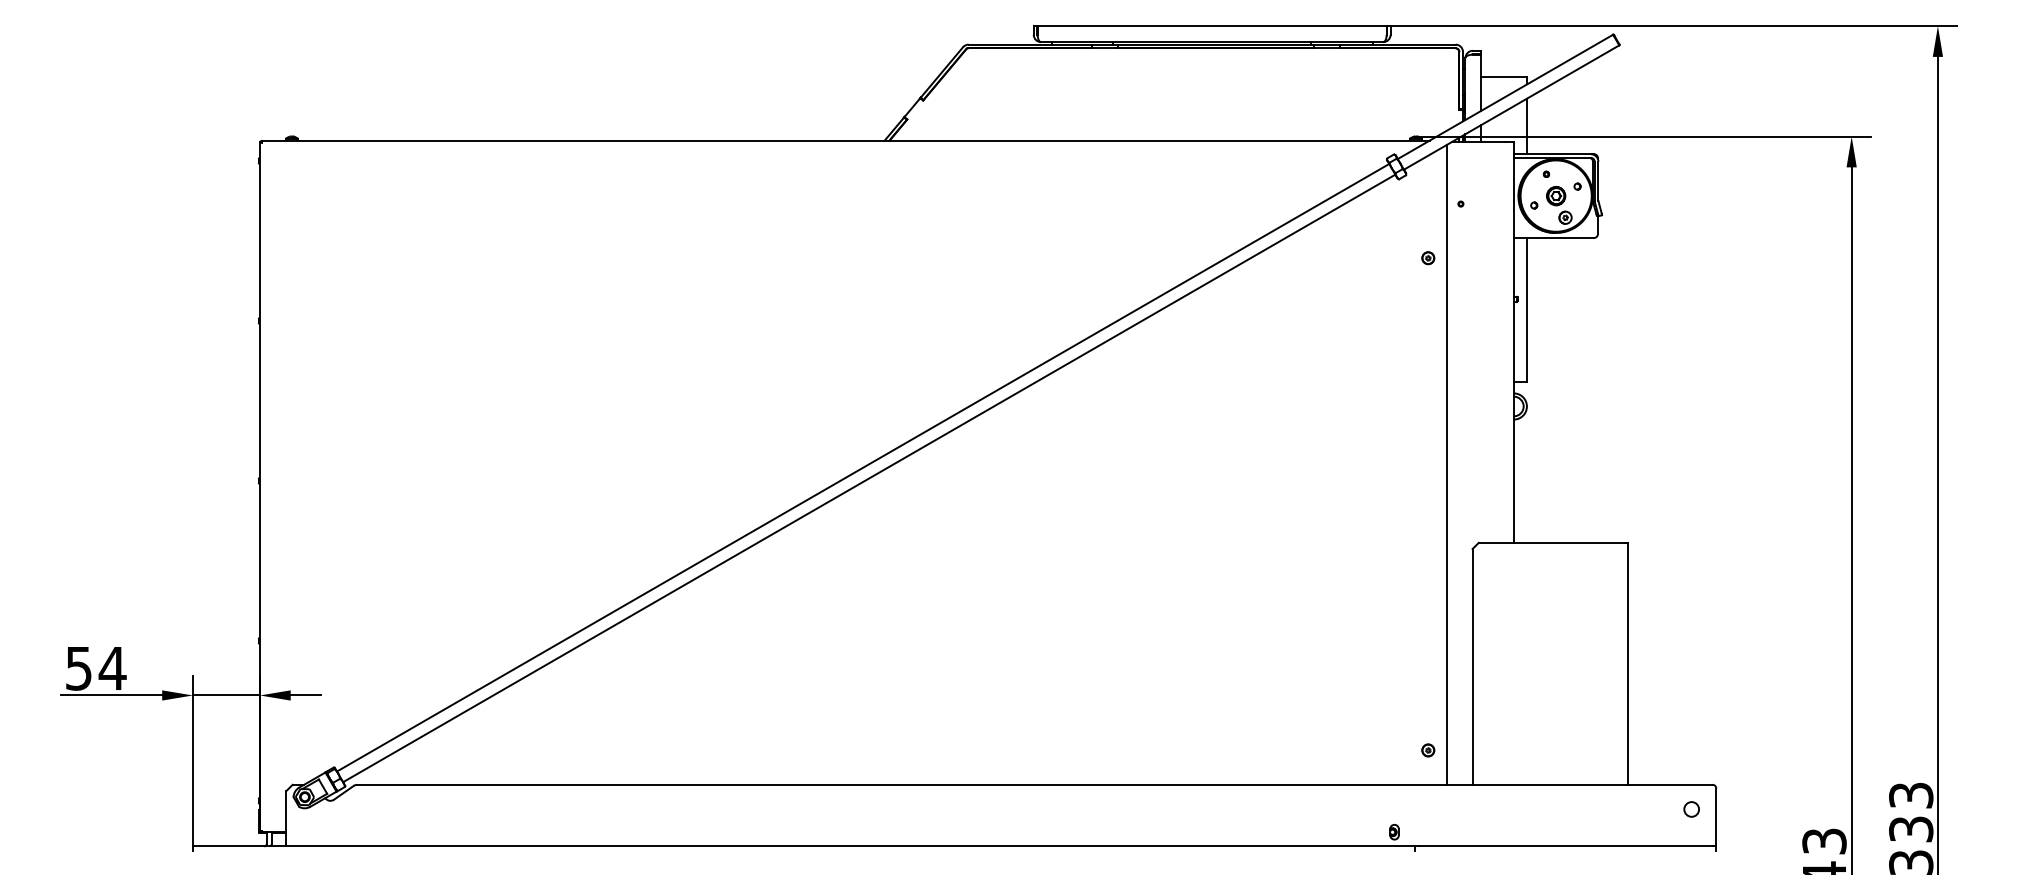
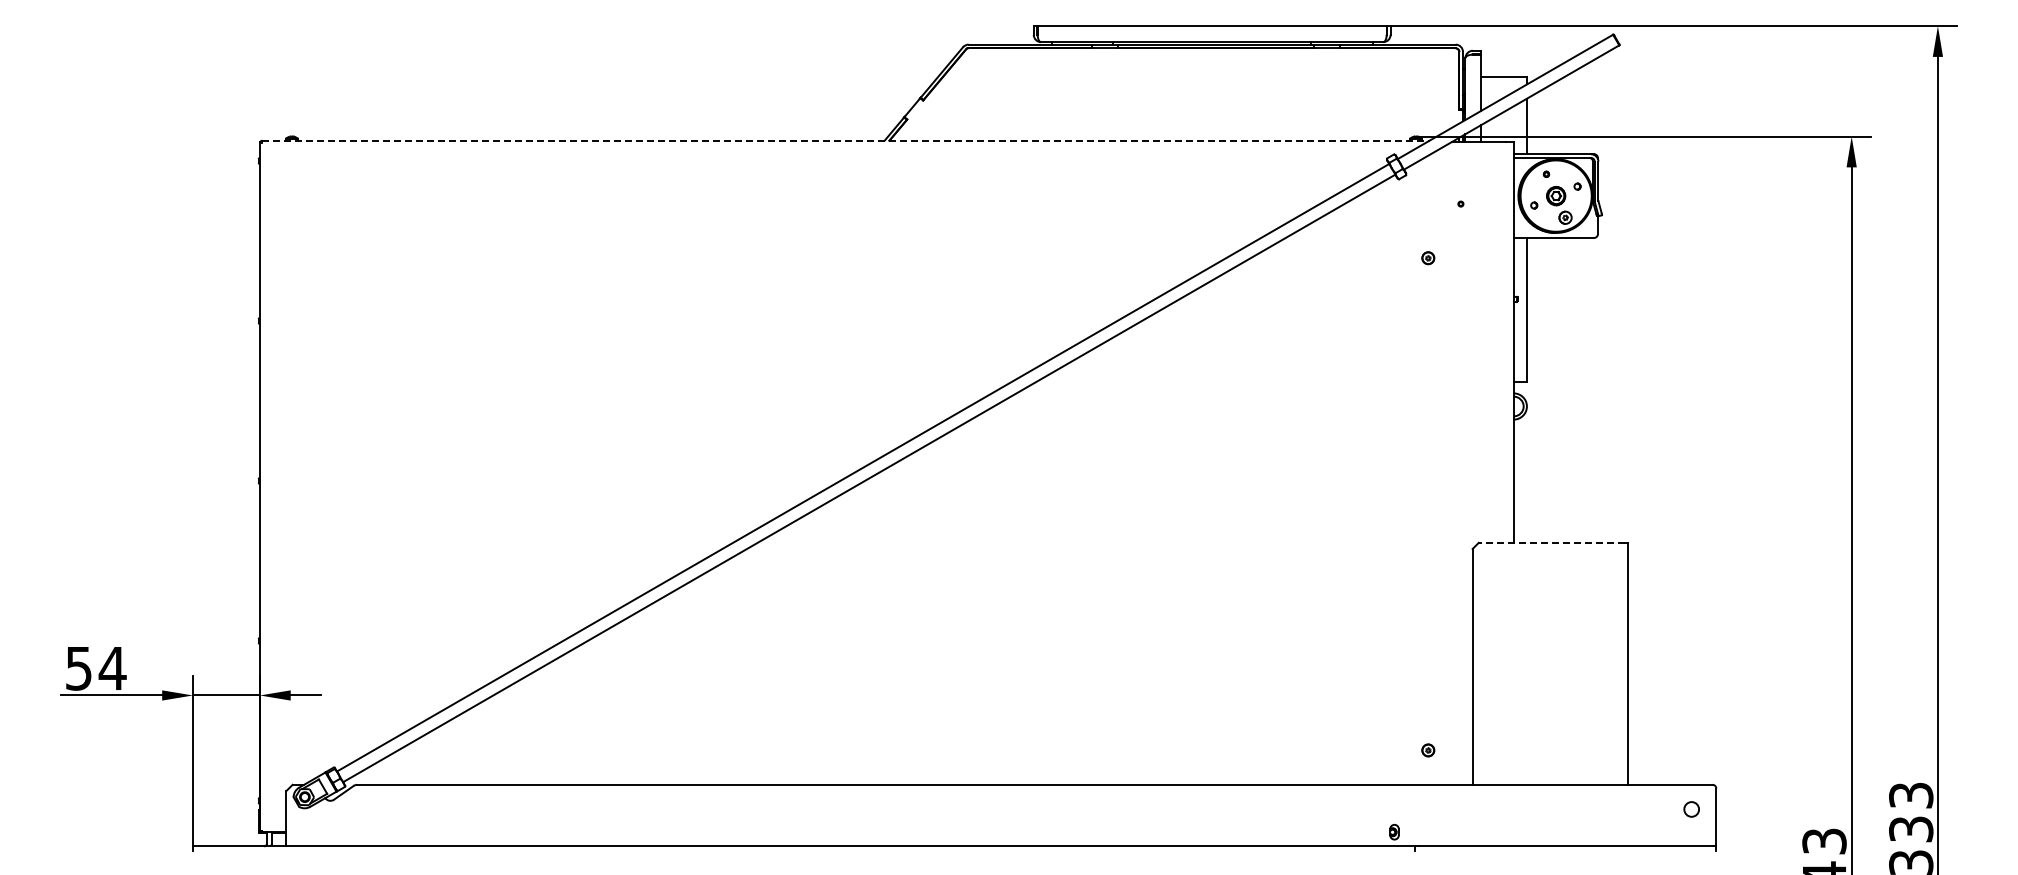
line: solid -> dashed (845, 140)
line: present -> none (1447, 464)
line: solid -> dashed (1551, 542)
